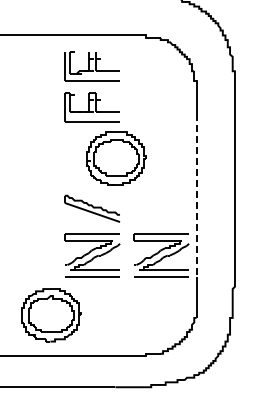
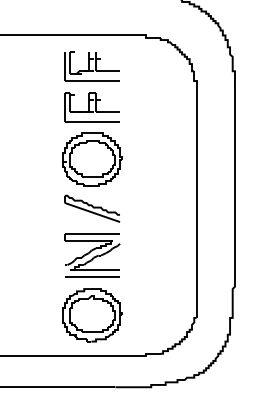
part position: (116, 158) -> (92, 159) (92, 159)
line: dashed -> solid (196, 196)
part: present -> none (161, 255)
part position: (51, 315) -> (92, 315) (92, 315)
